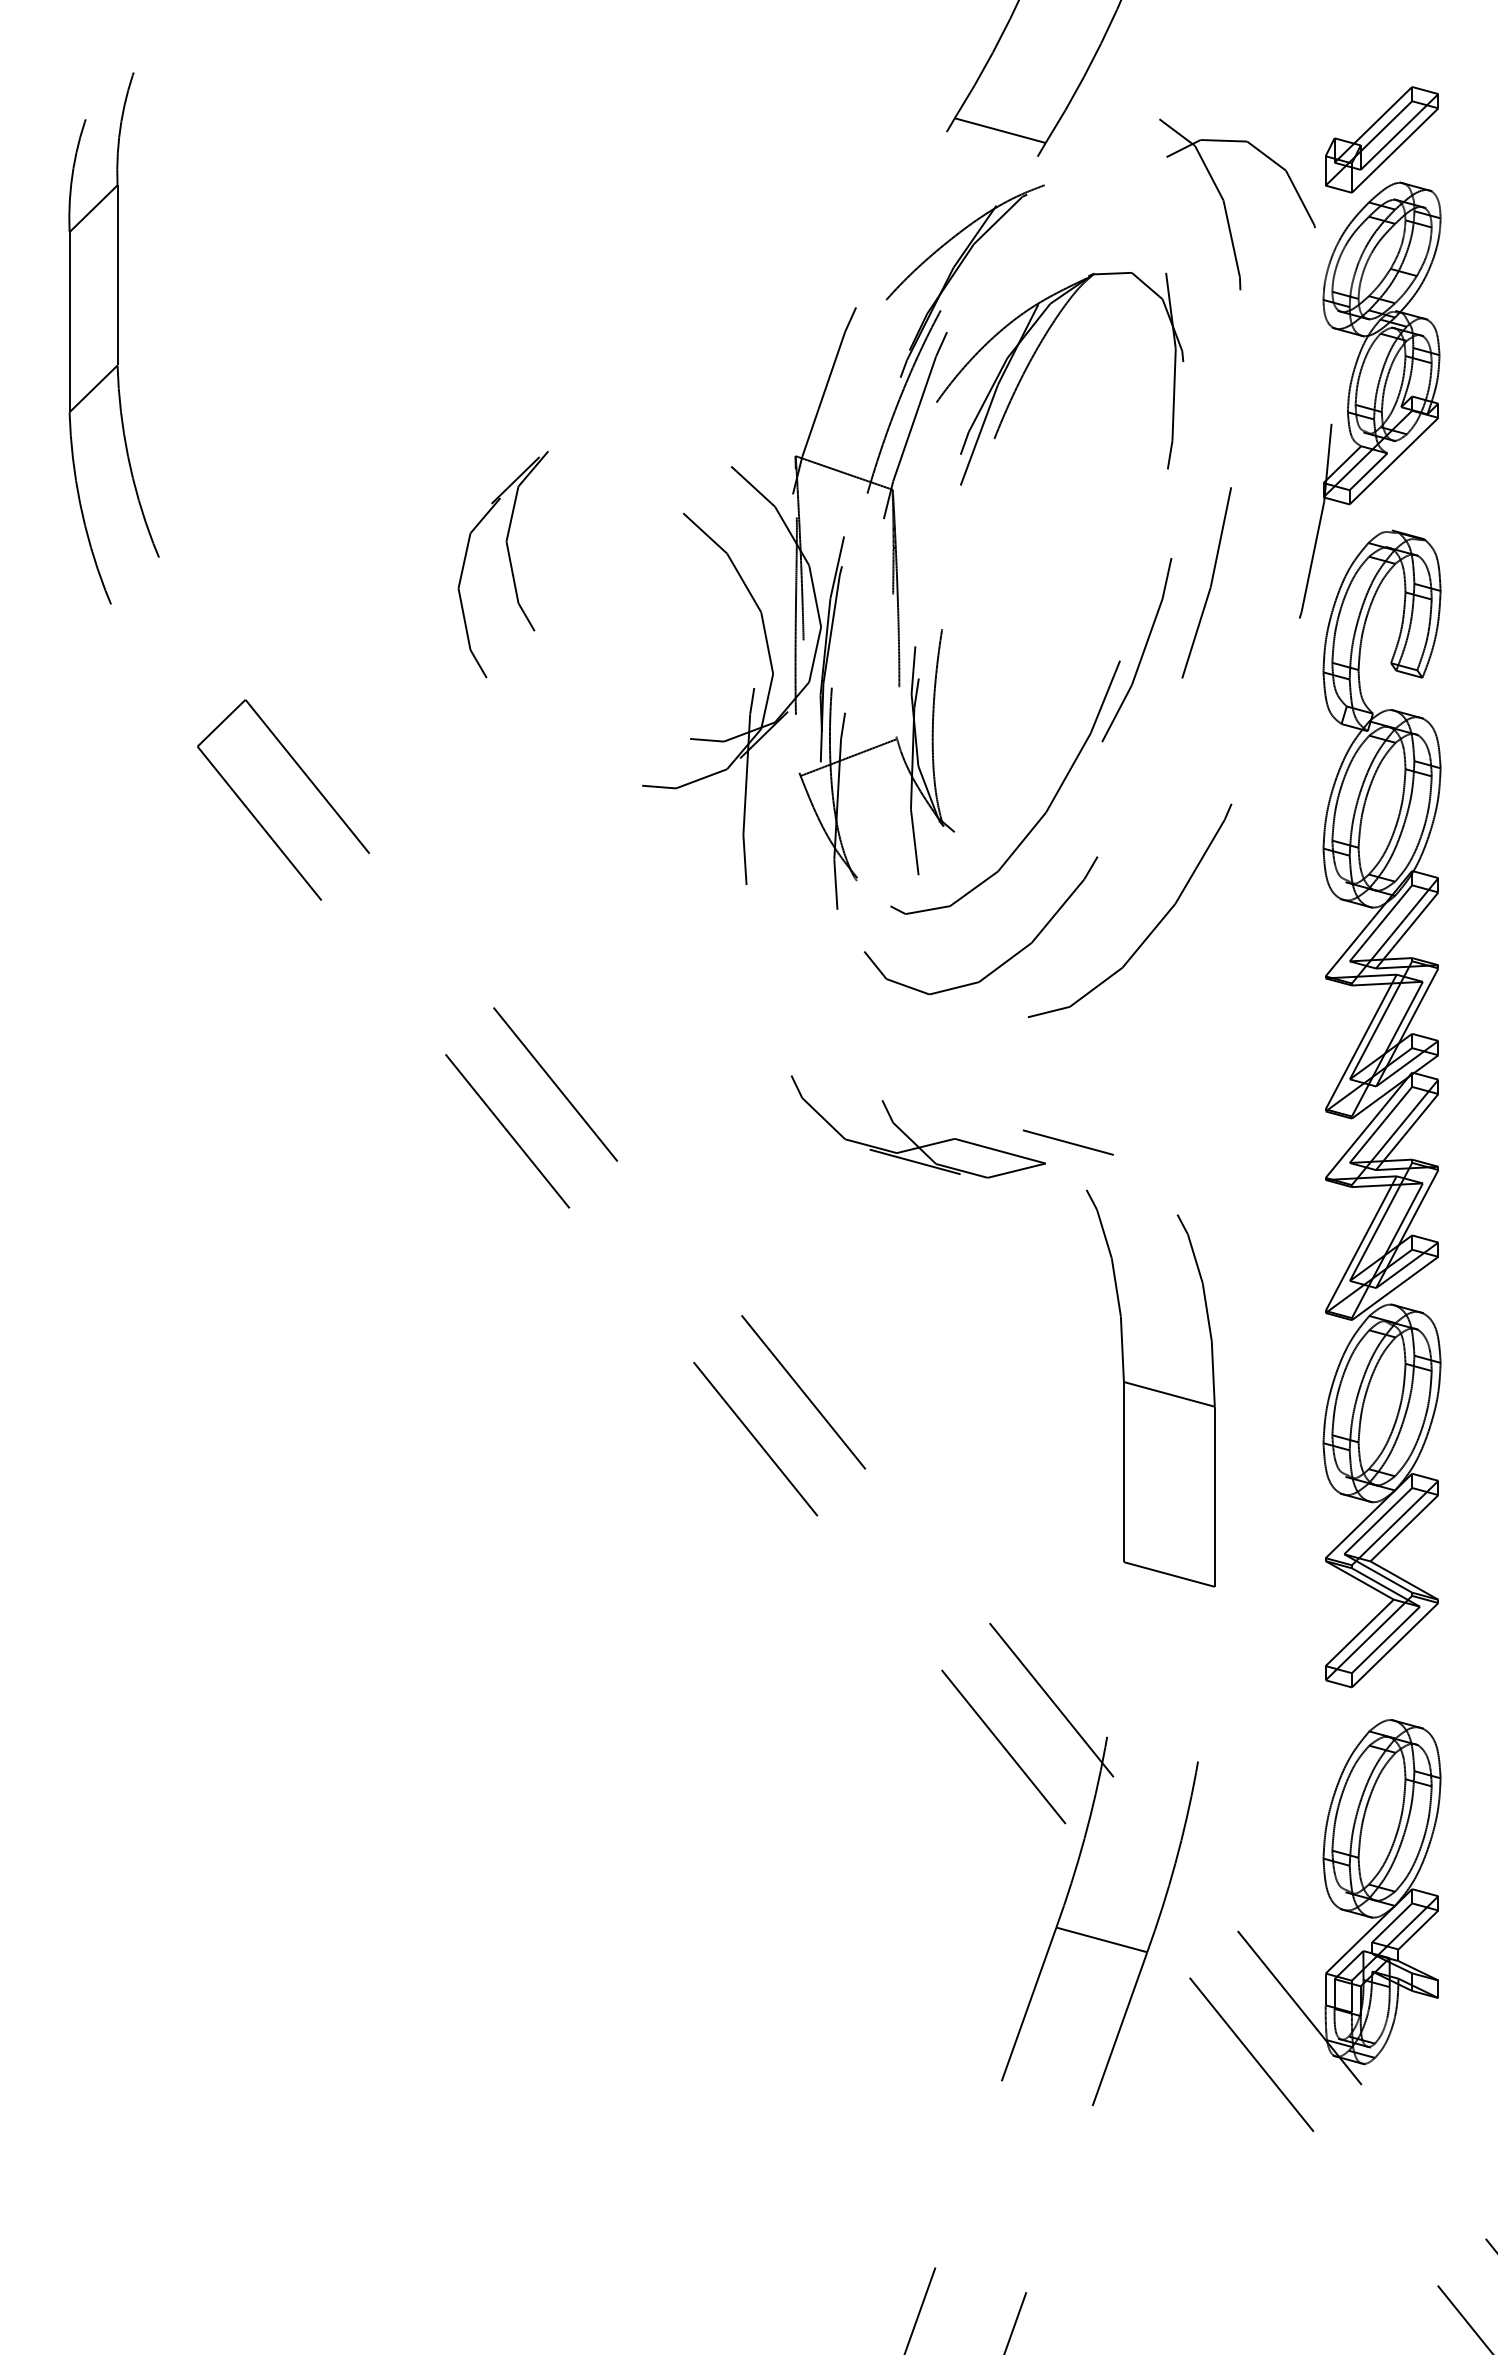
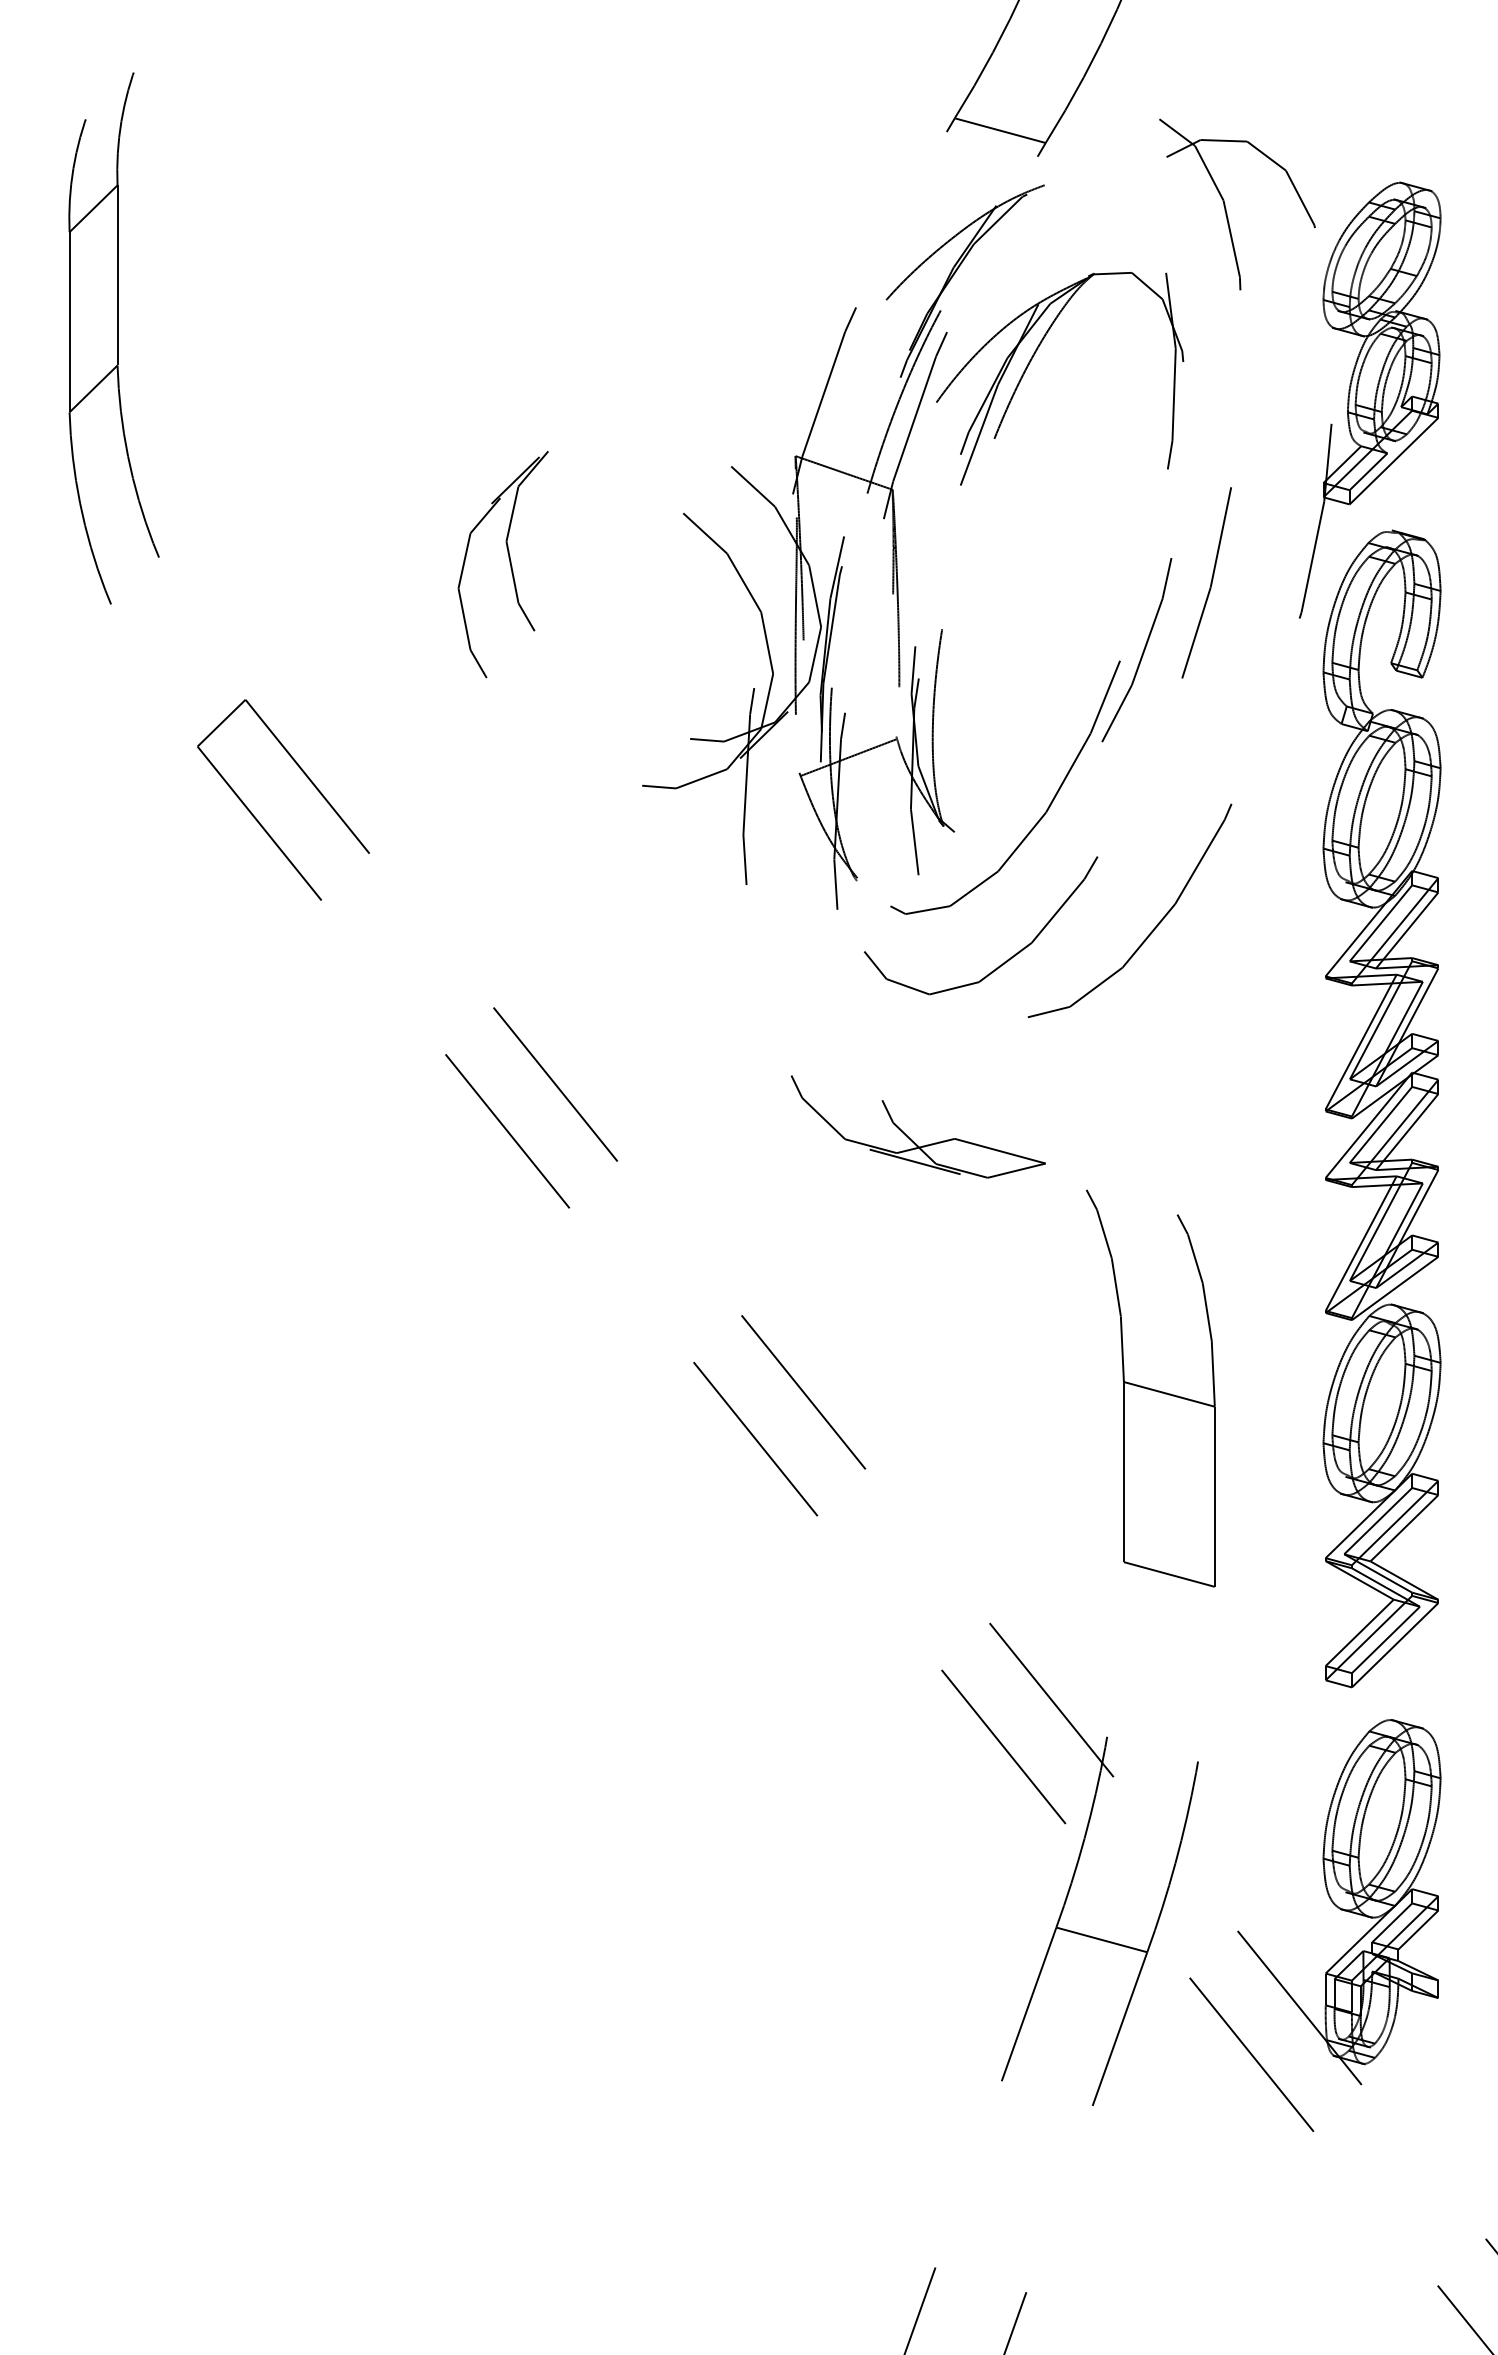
part: present -> none (1381, 139)
line: present -> none (1067, 1142)
